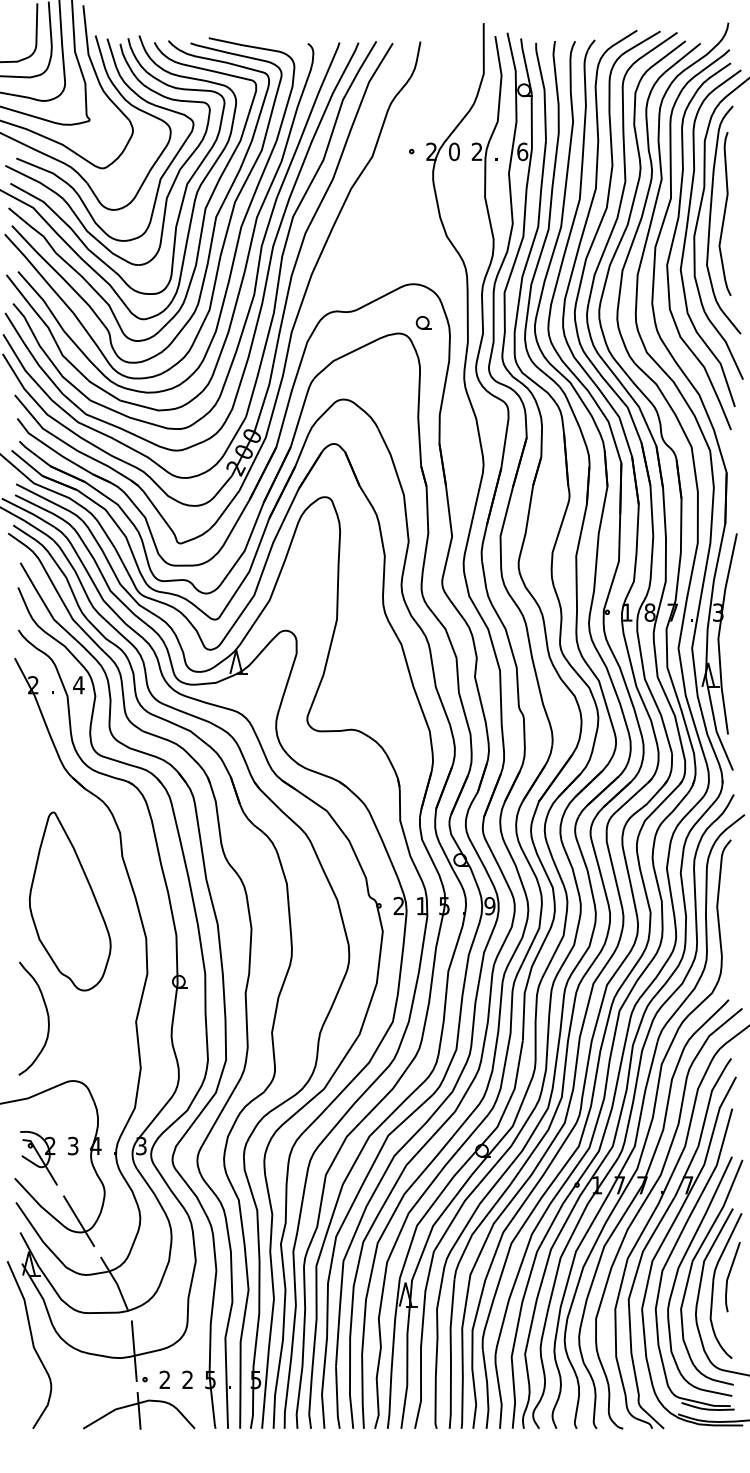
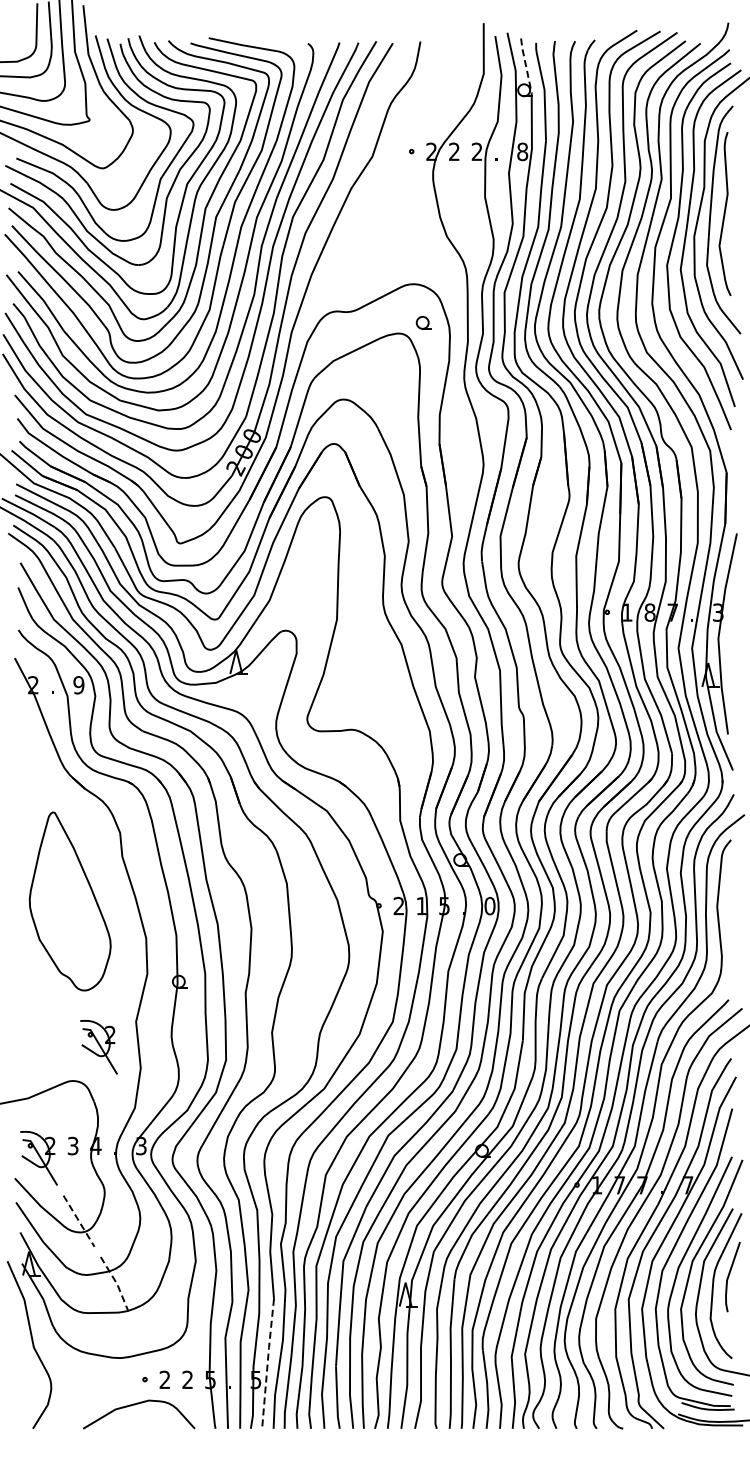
line: solid -> dashed (525, 65)
text: 0 -> 2 (454, 151)
text: 6 -> 8 (522, 151)
text: 4 -> 9 (78, 685)
text: 9 -> 0 (489, 906)
curve: present -> none (46, 1013)
part: none -> present (98, 1047)
line: solid -> dashed (78, 1220)
line: solid -> dashed (116, 1283)
line: present -> none (133, 1351)
line: solid -> dashed (267, 1364)
line: present -> none (138, 1410)
